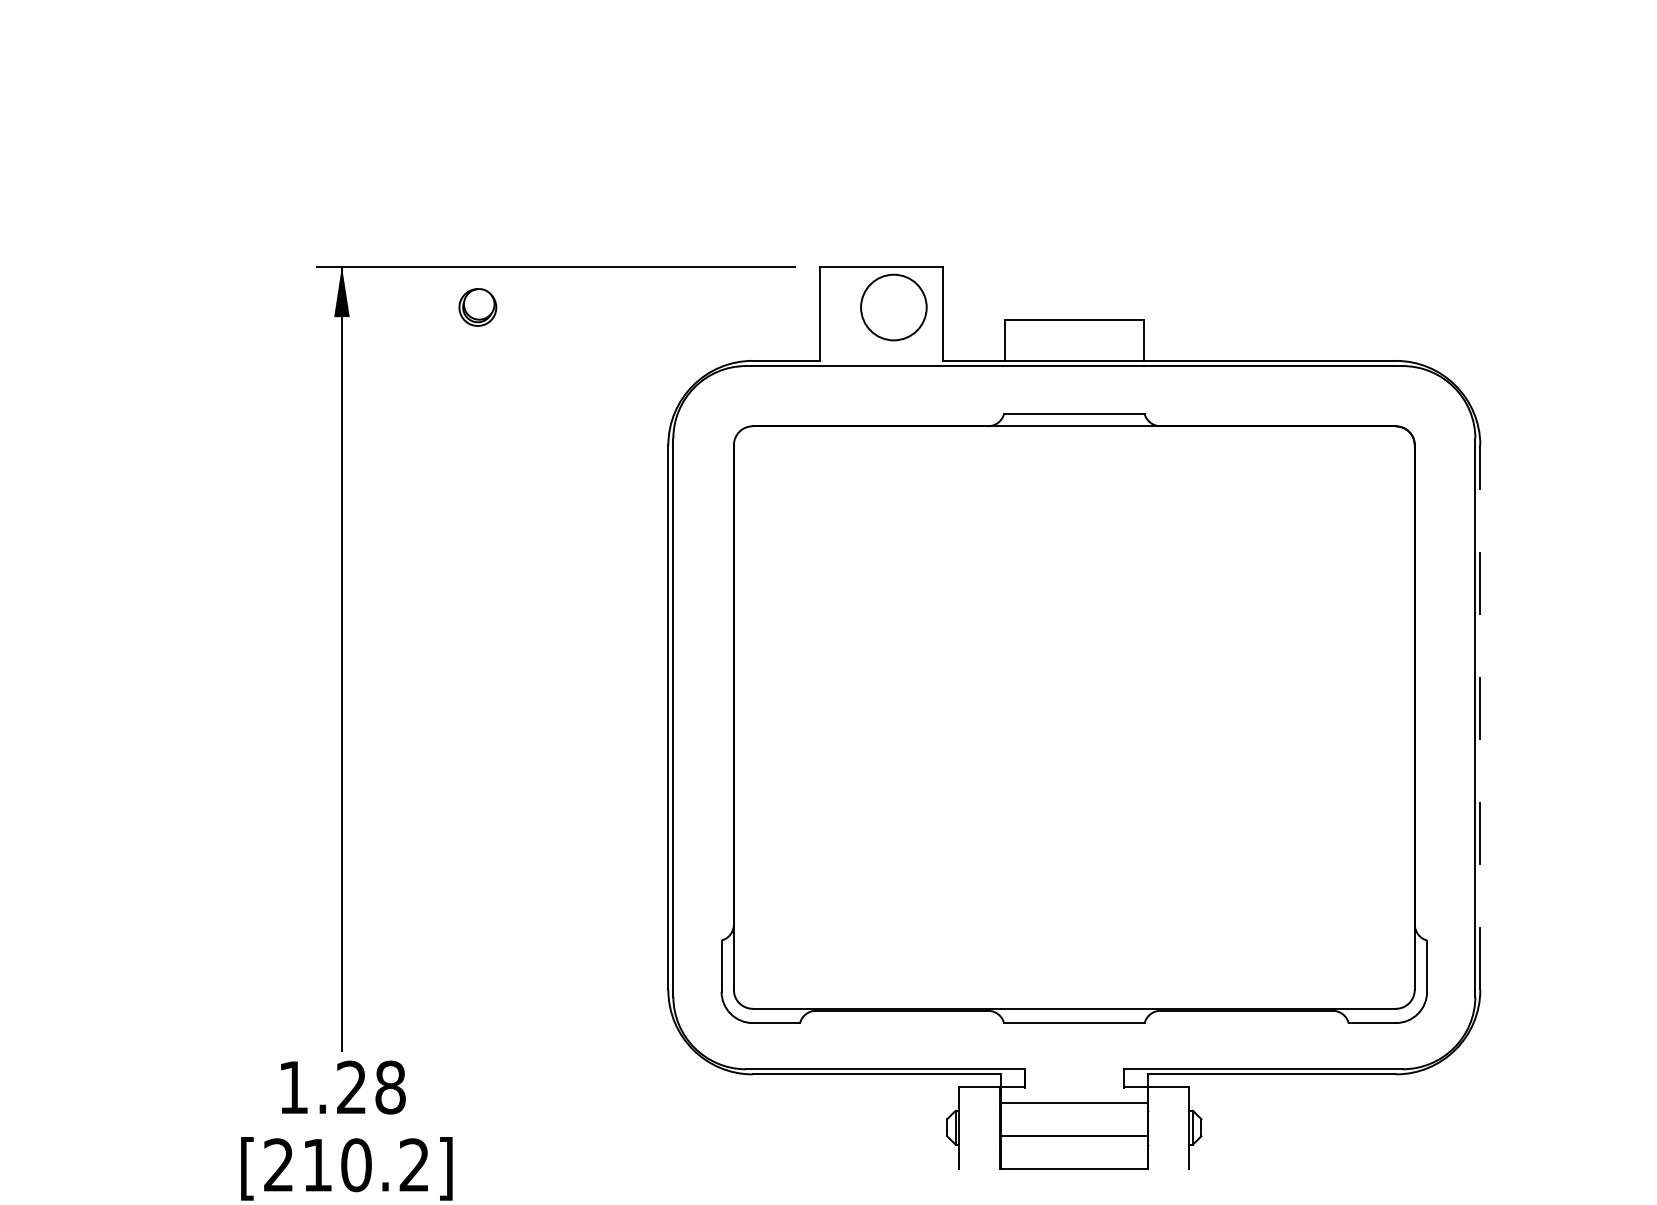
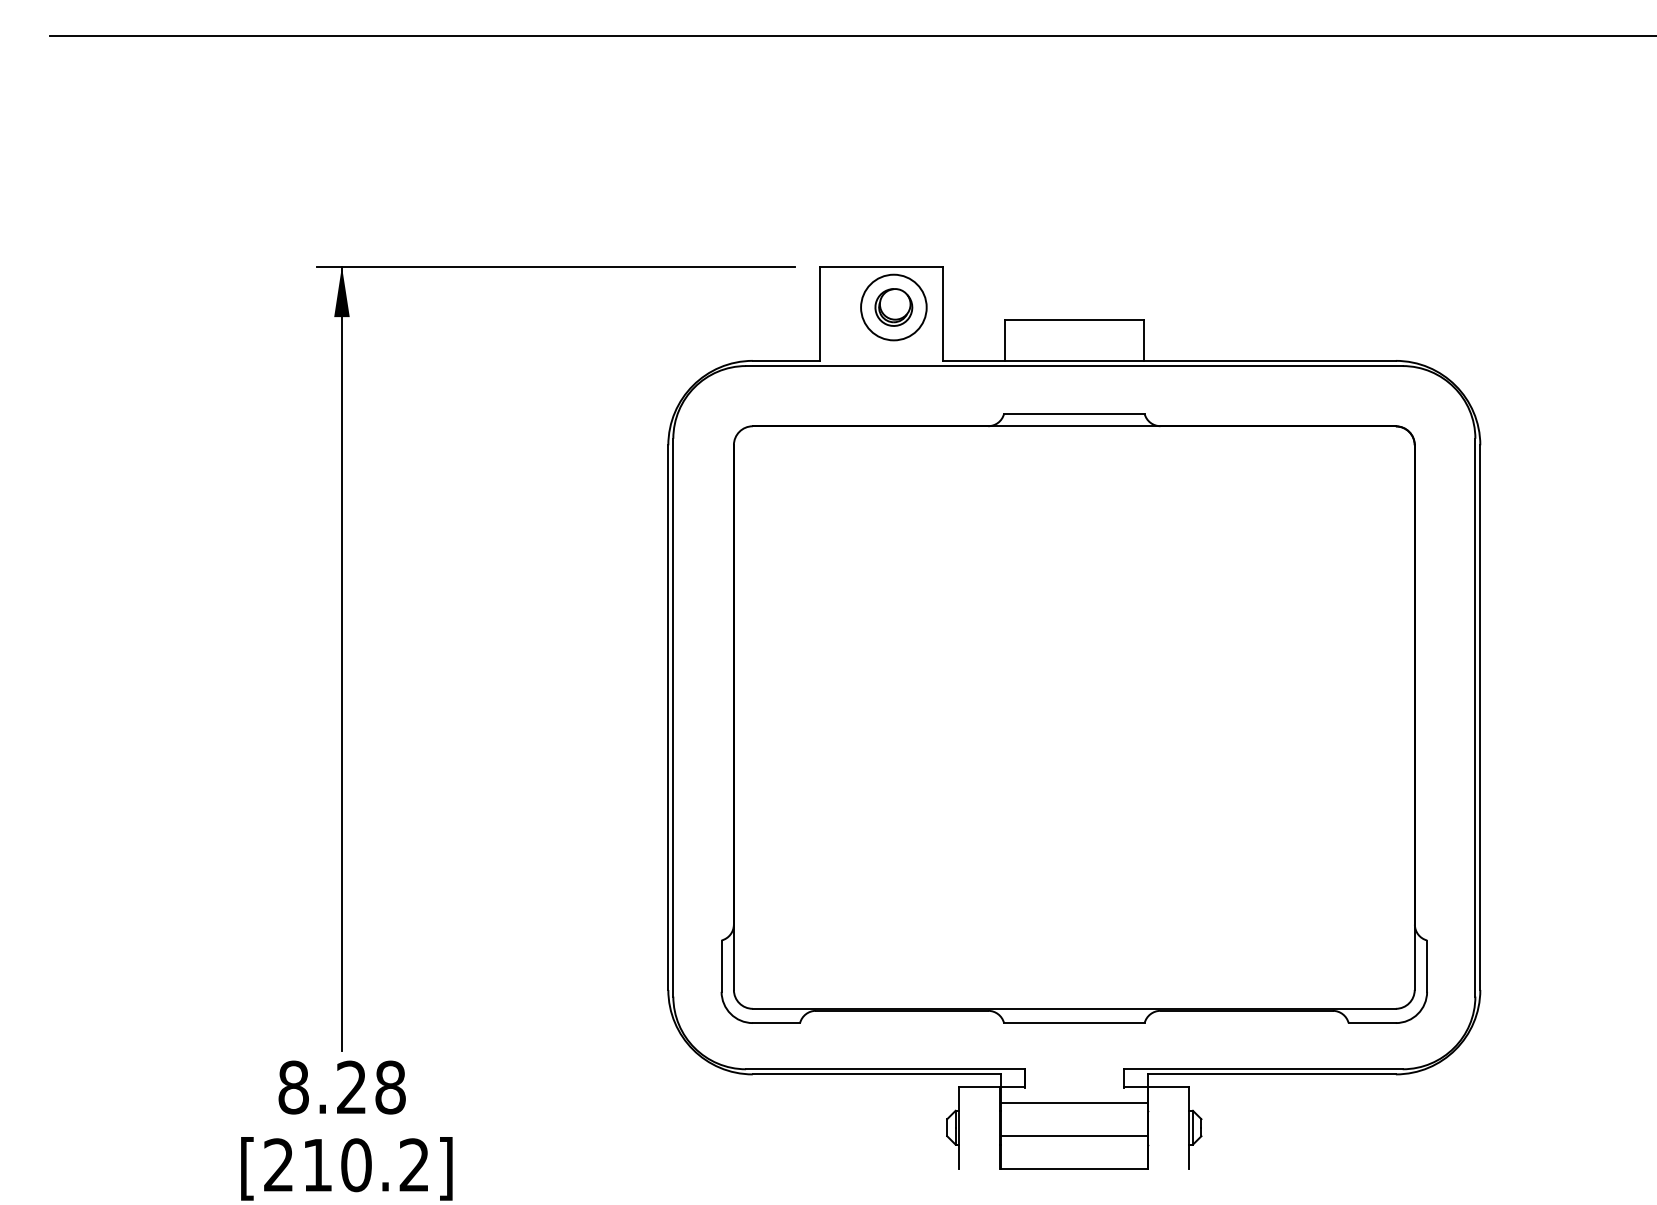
line: none -> present (851, 36)
part position: (477, 307) -> (893, 307) (893, 307)
line: dashed -> solid (1480, 717)
text: 1.28 -> 8.28 (293, 1087)
